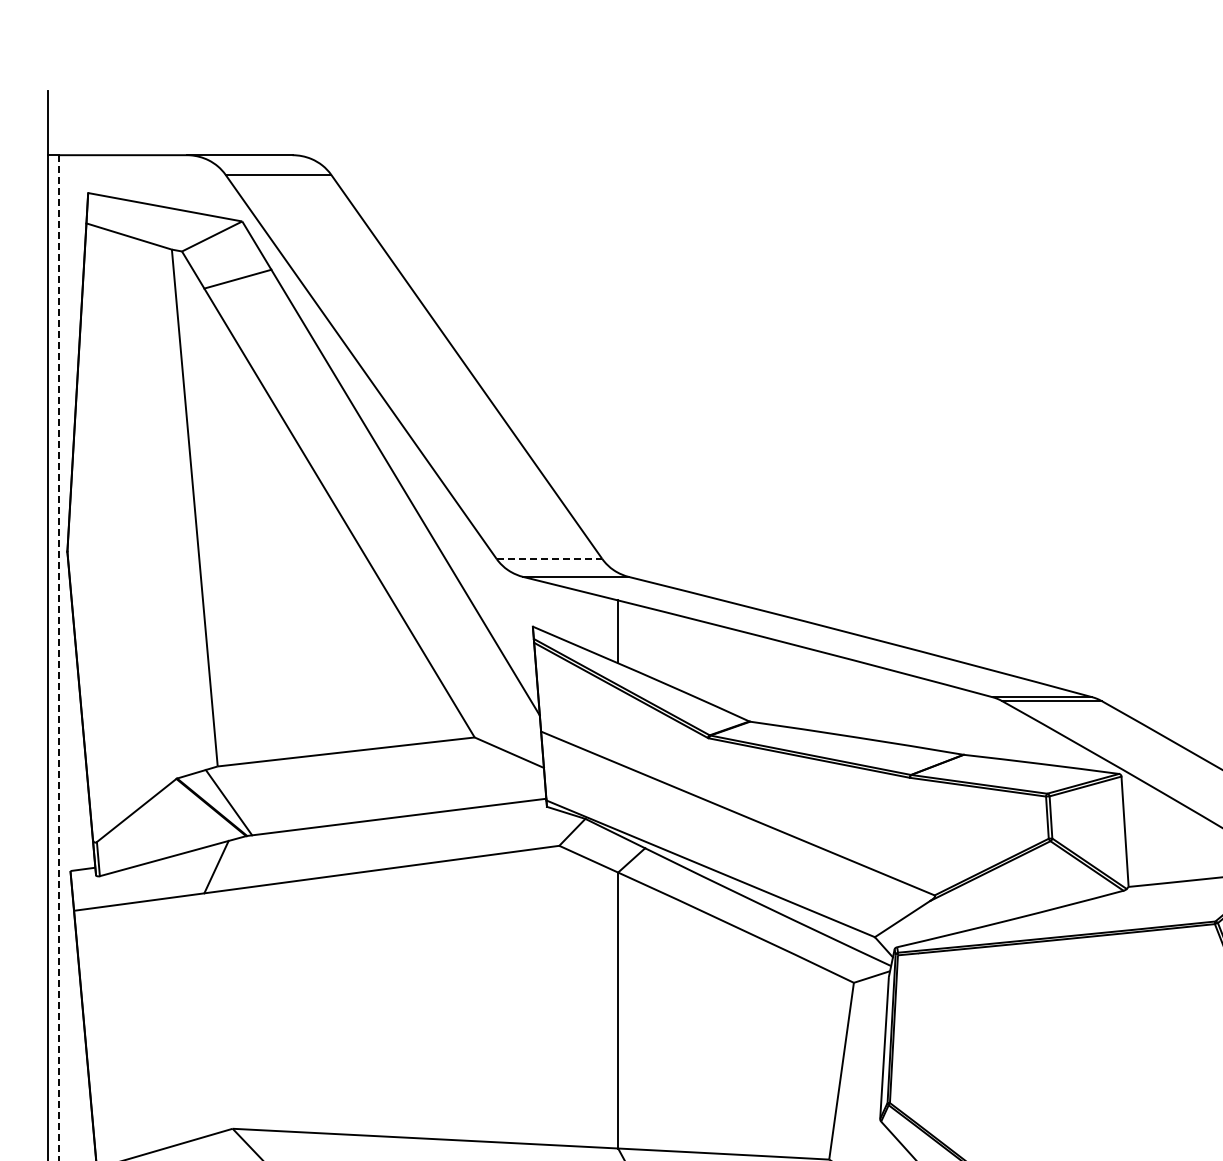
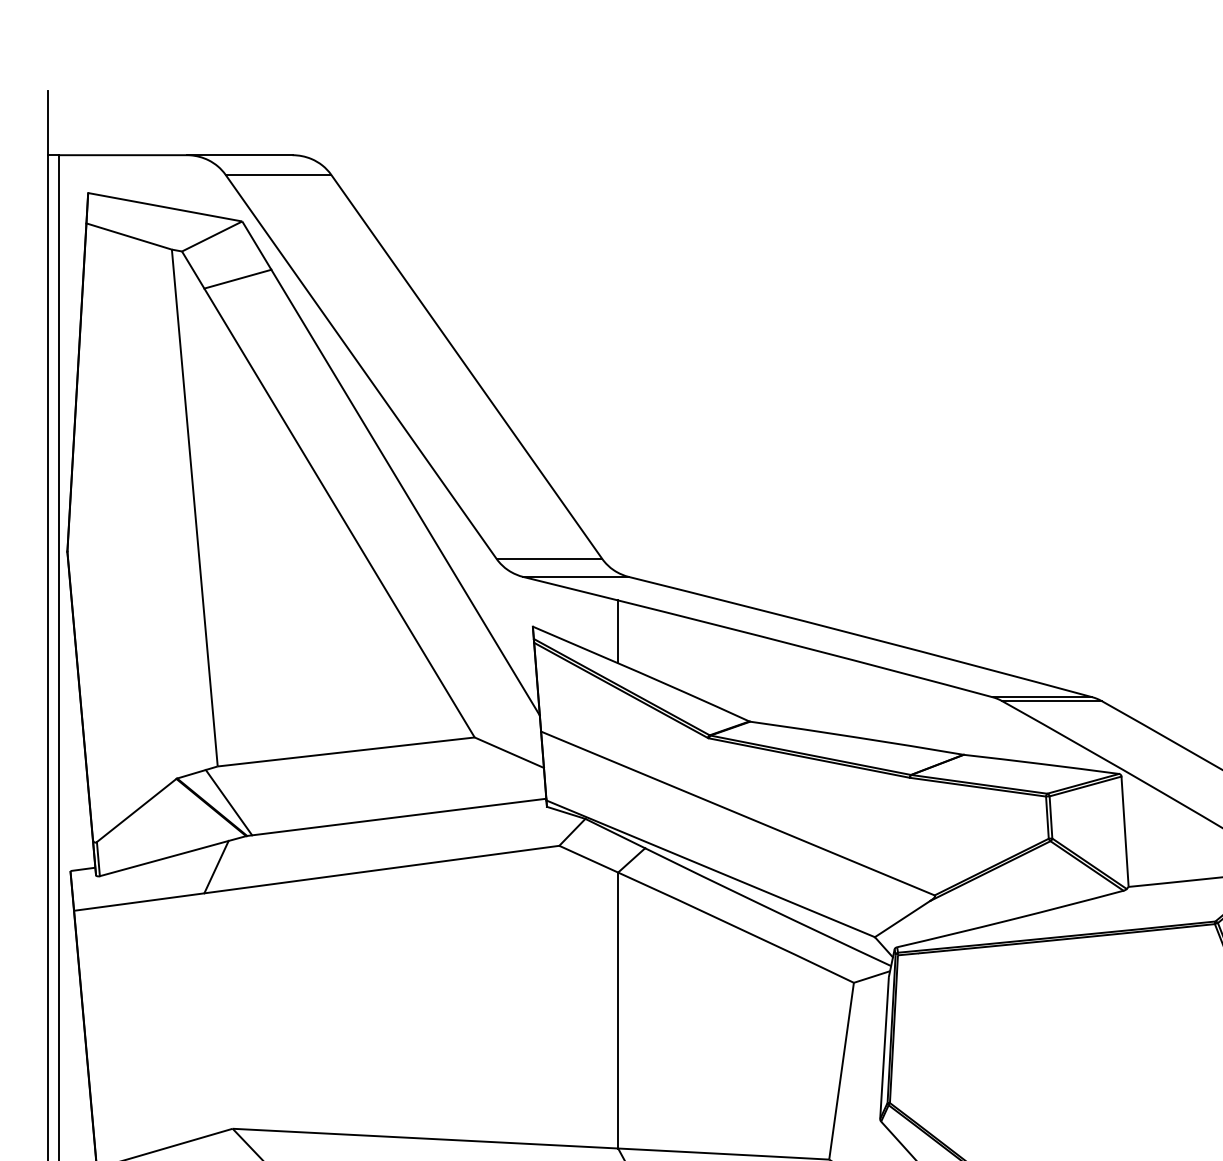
line: dashed -> solid (549, 558)
line: dashed -> solid (59, 657)
